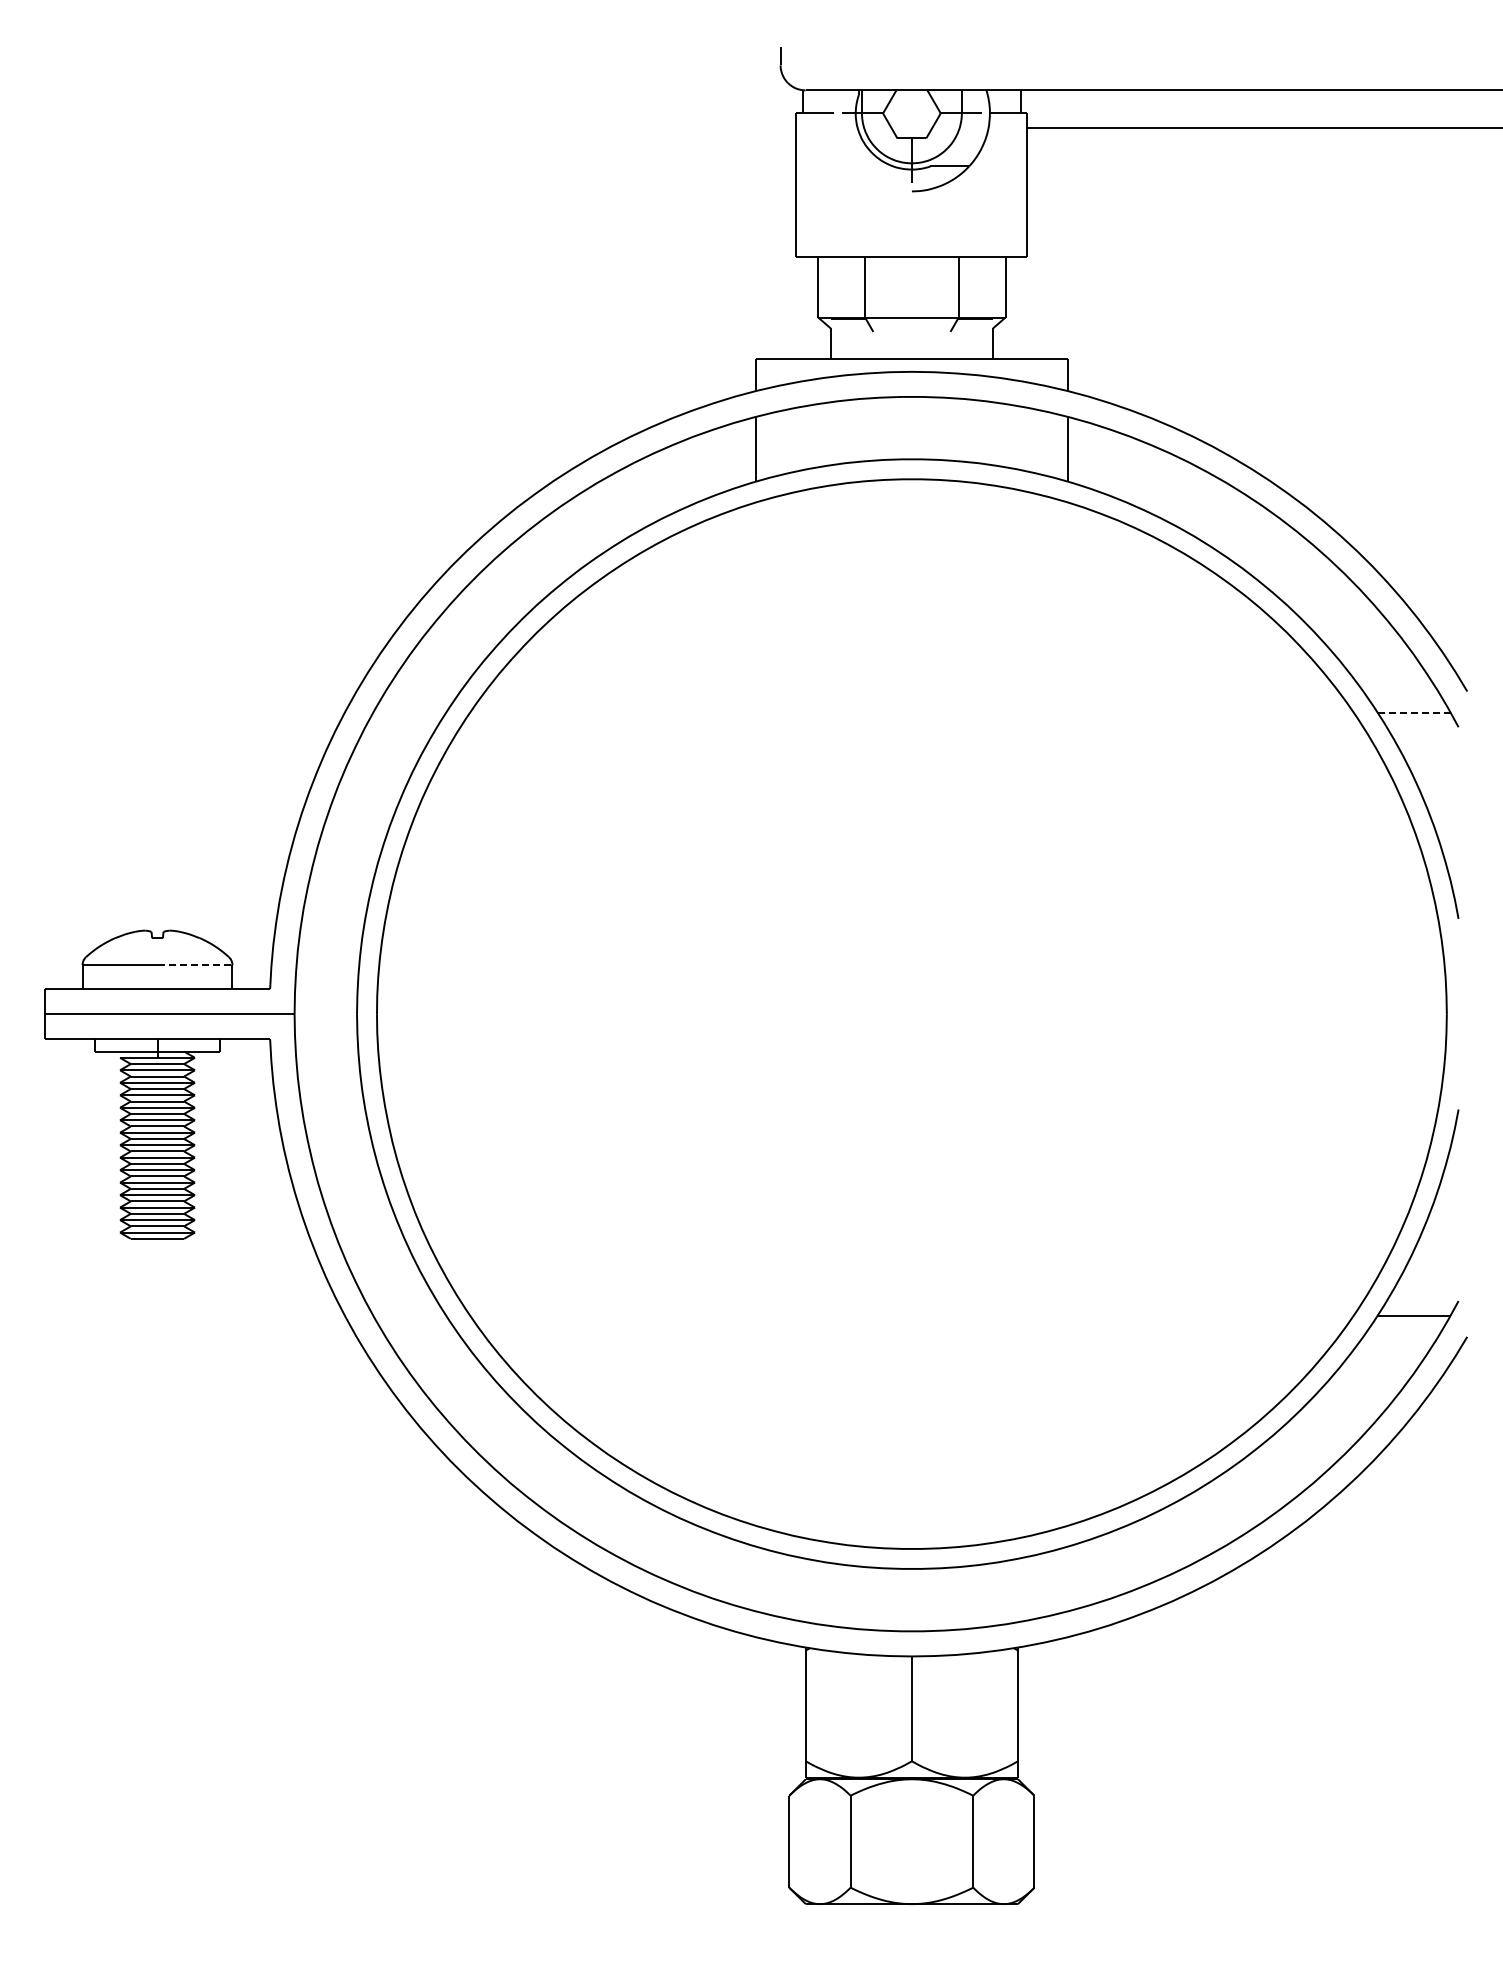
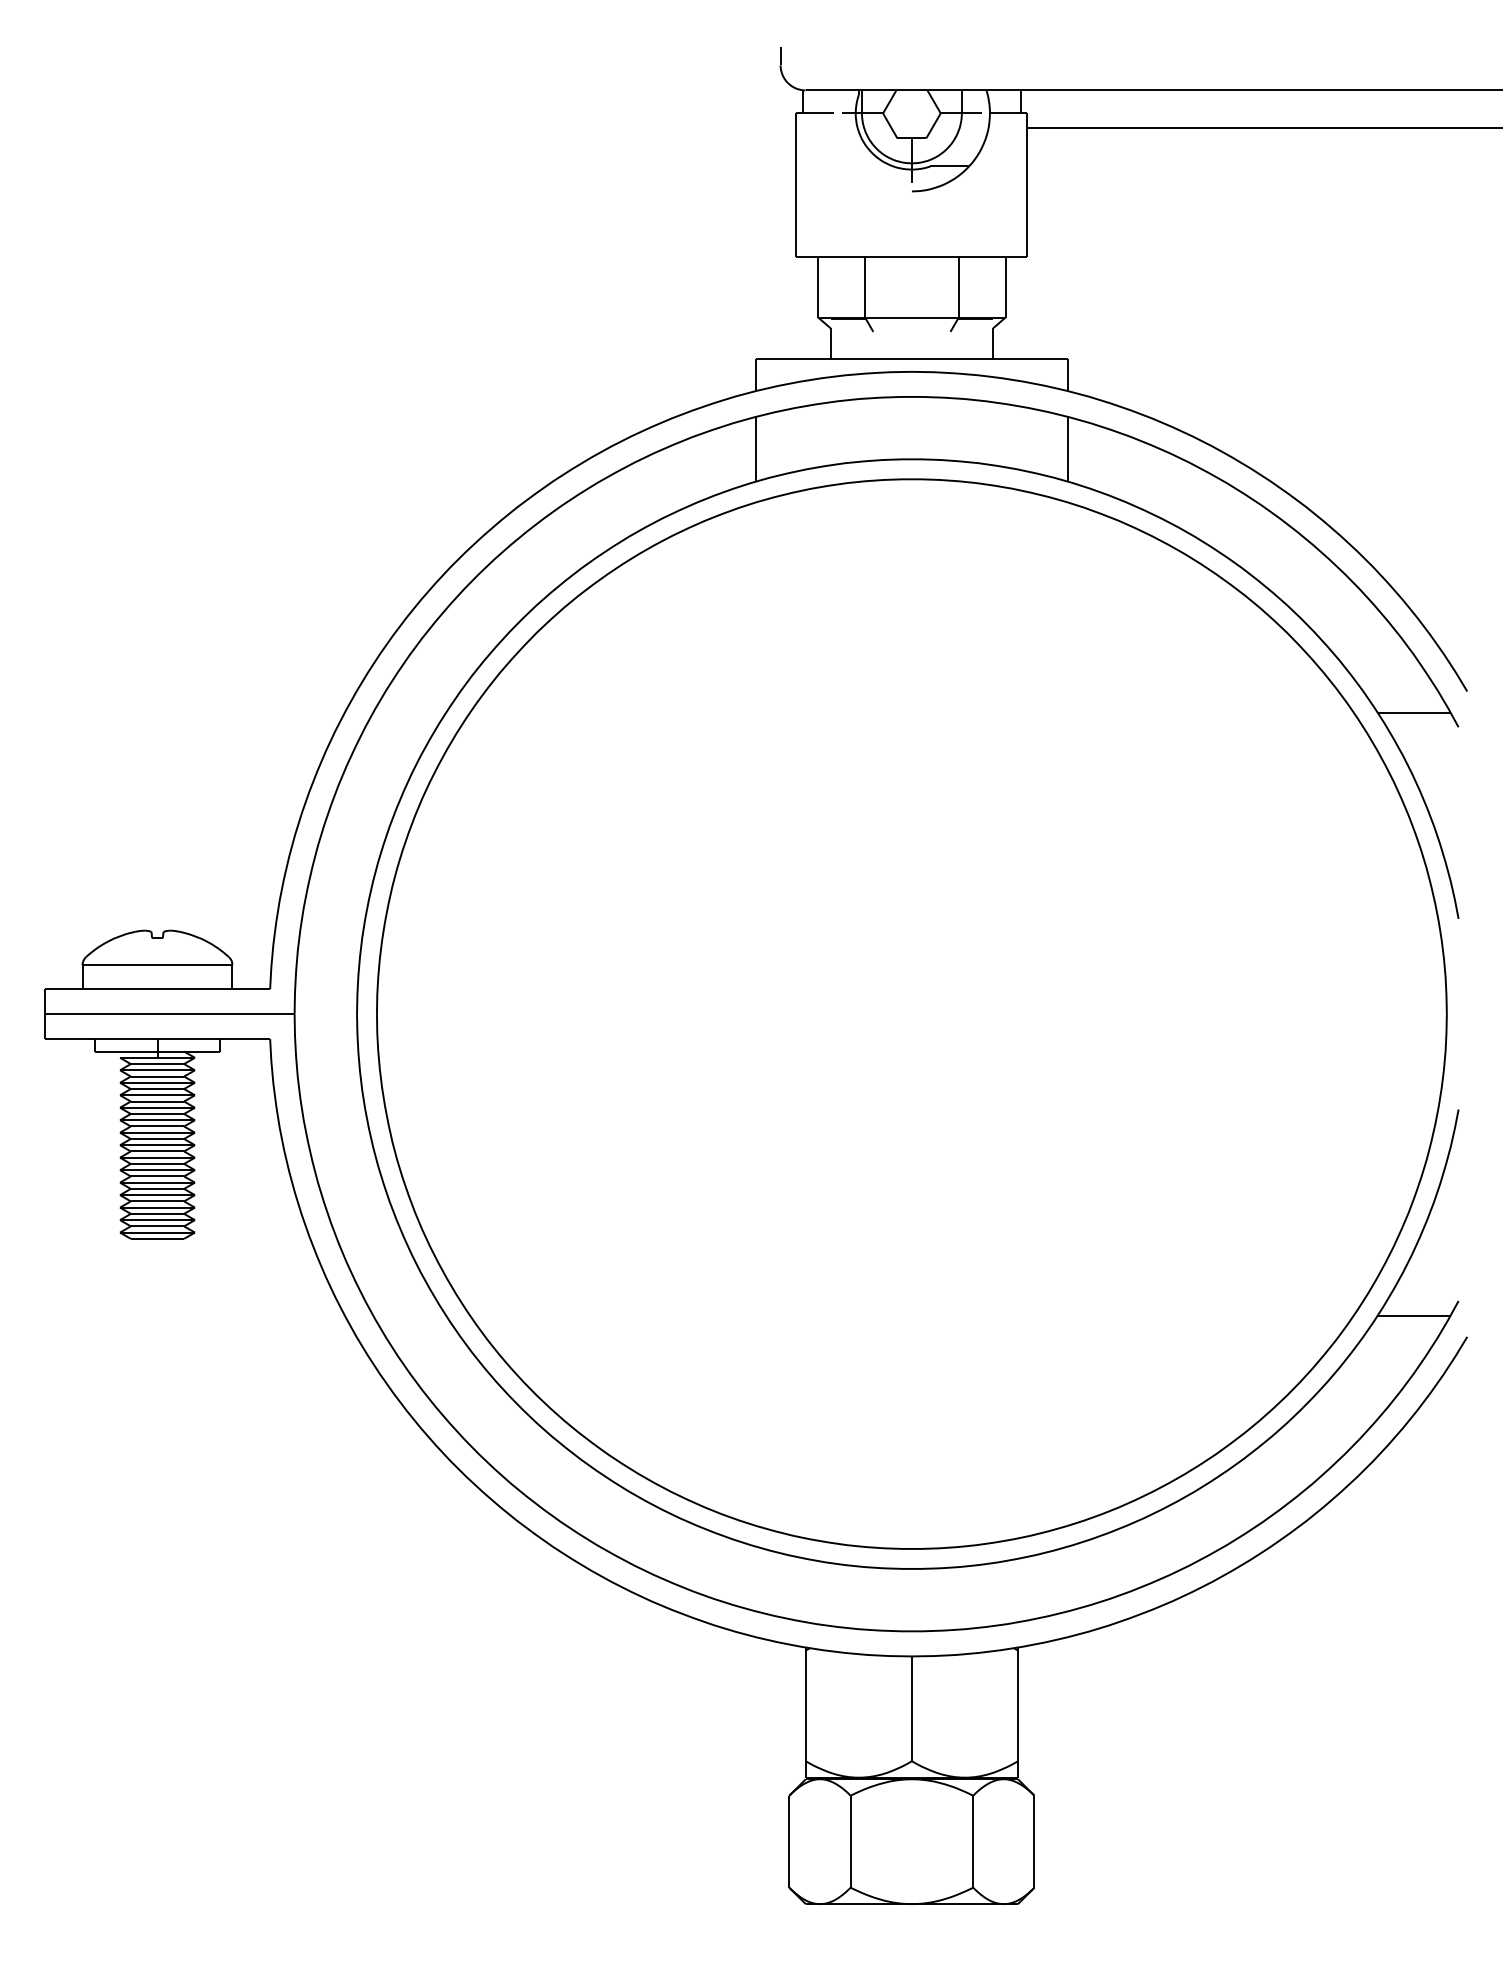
line: dashed -> solid (1414, 712)
line: dashed -> solid (195, 965)
